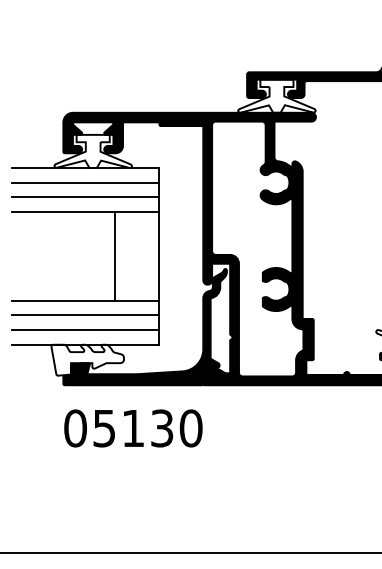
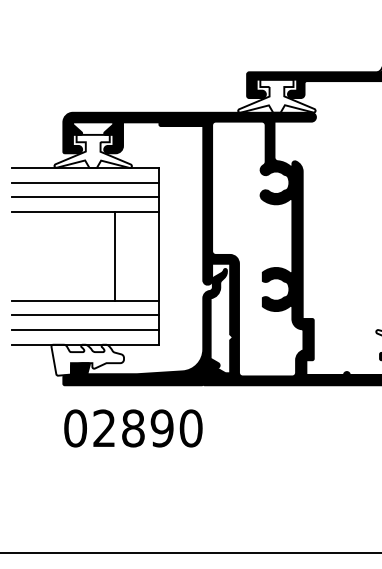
text: 05130 -> 02890 (133, 428)
